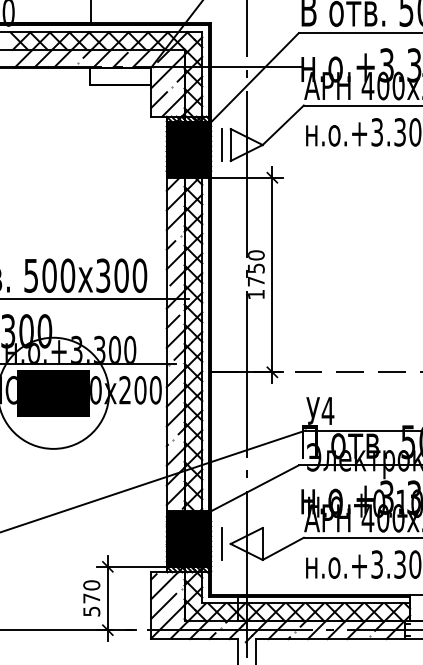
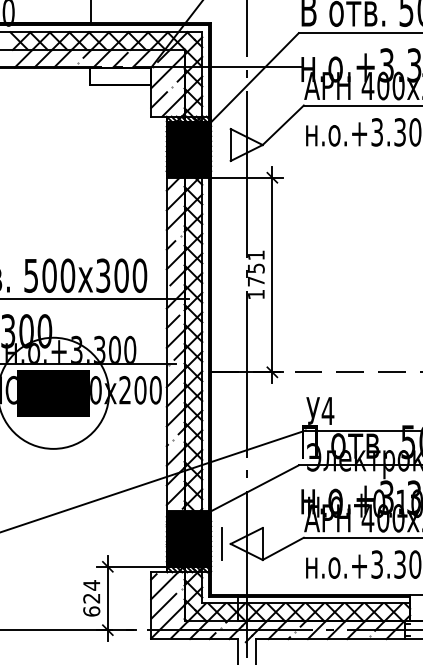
line: present -> none (222, 145)
text: 1750 -> 1751 (256, 255)
text: 570 -> 624 (91, 598)
